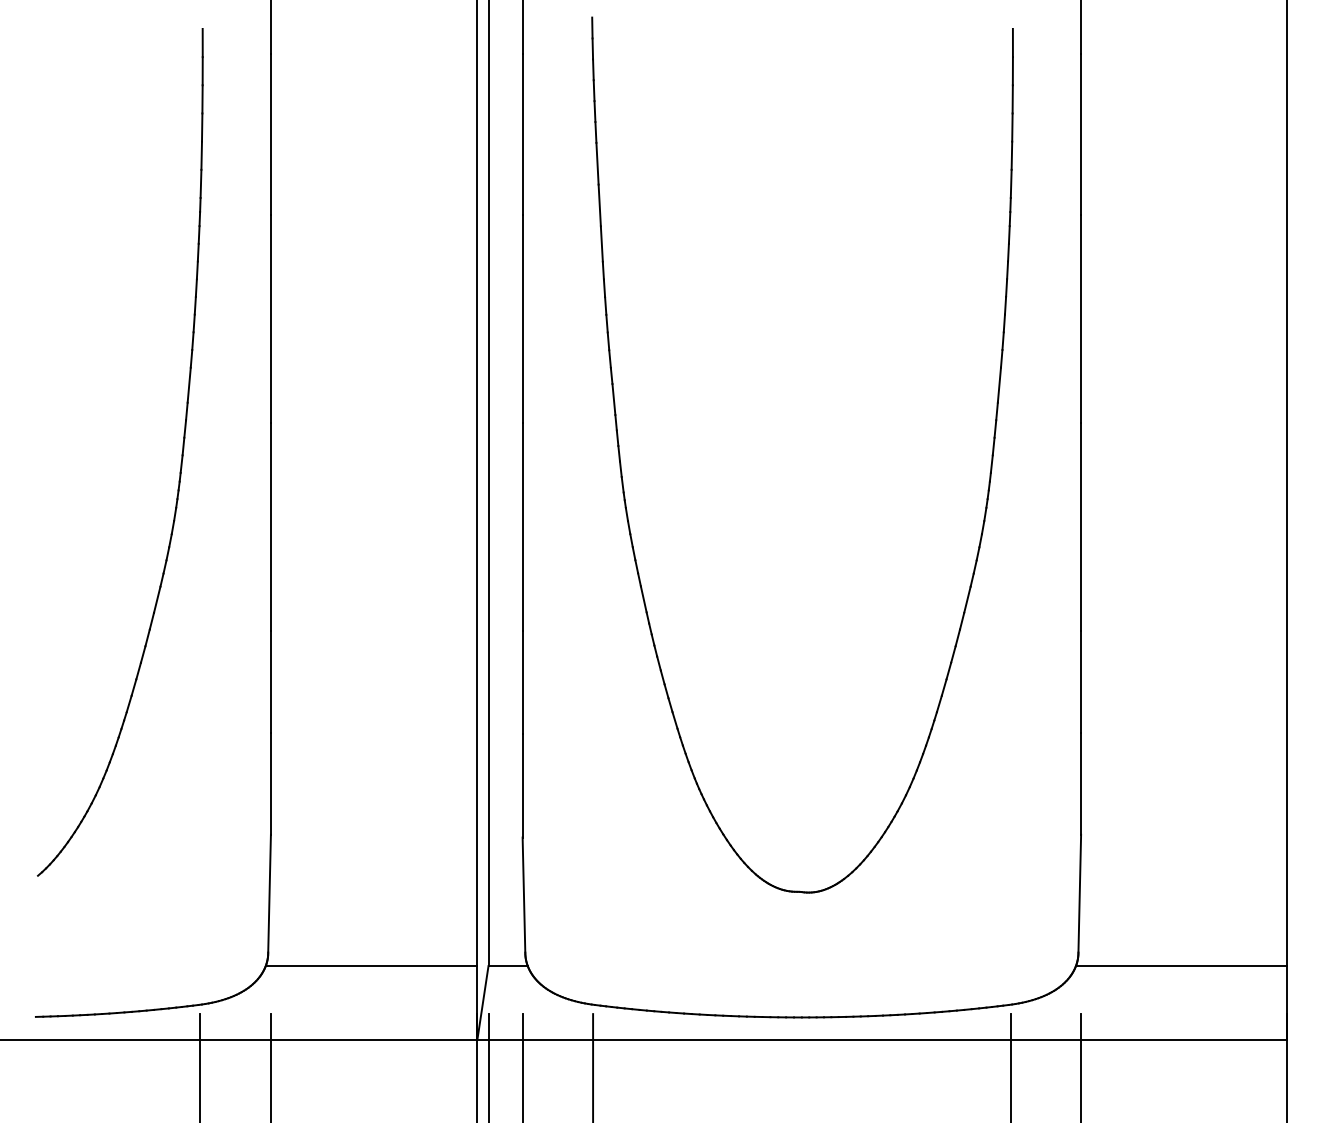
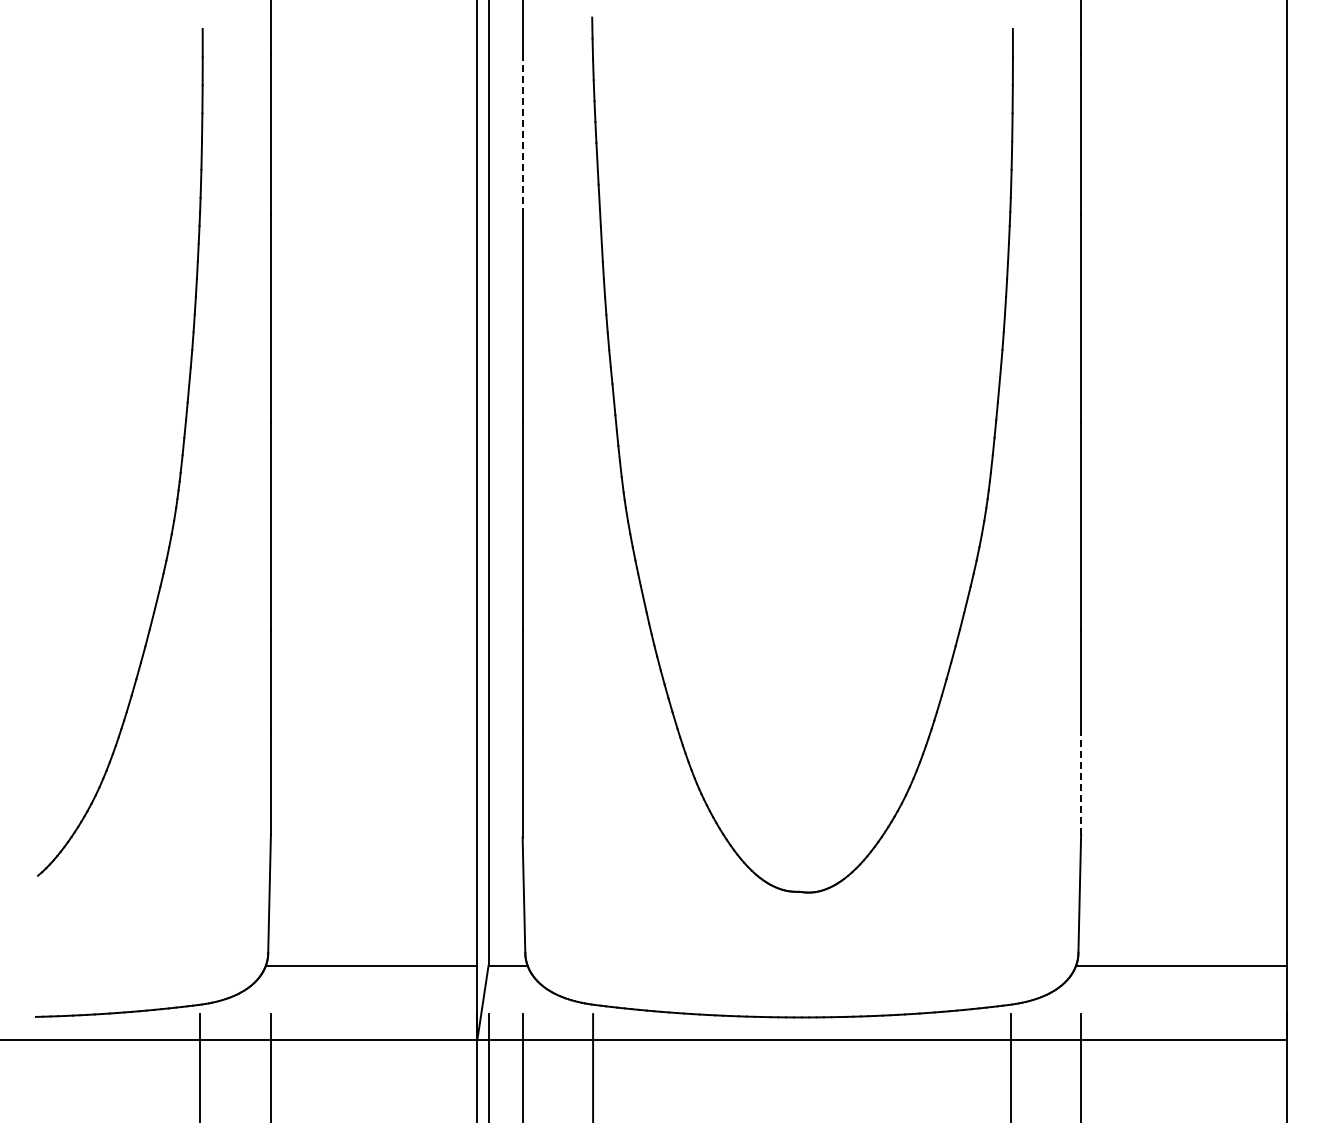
line: solid -> dashed (522, 135)
line: solid -> dashed (1081, 783)
